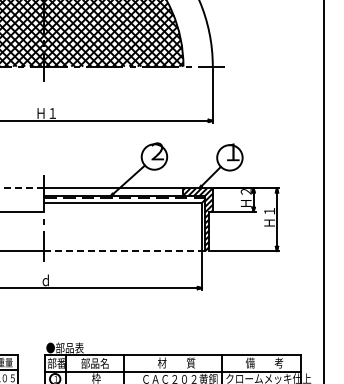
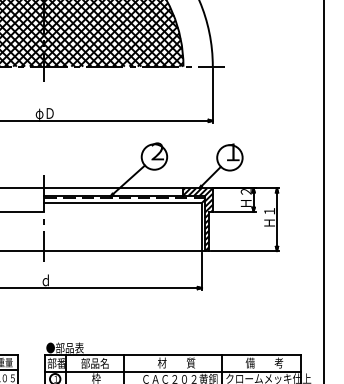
text: Ｈ１ -> φＤ (45, 113)
line: dashed -> solid (22, 188)
line: dashed -> solid (127, 250)
